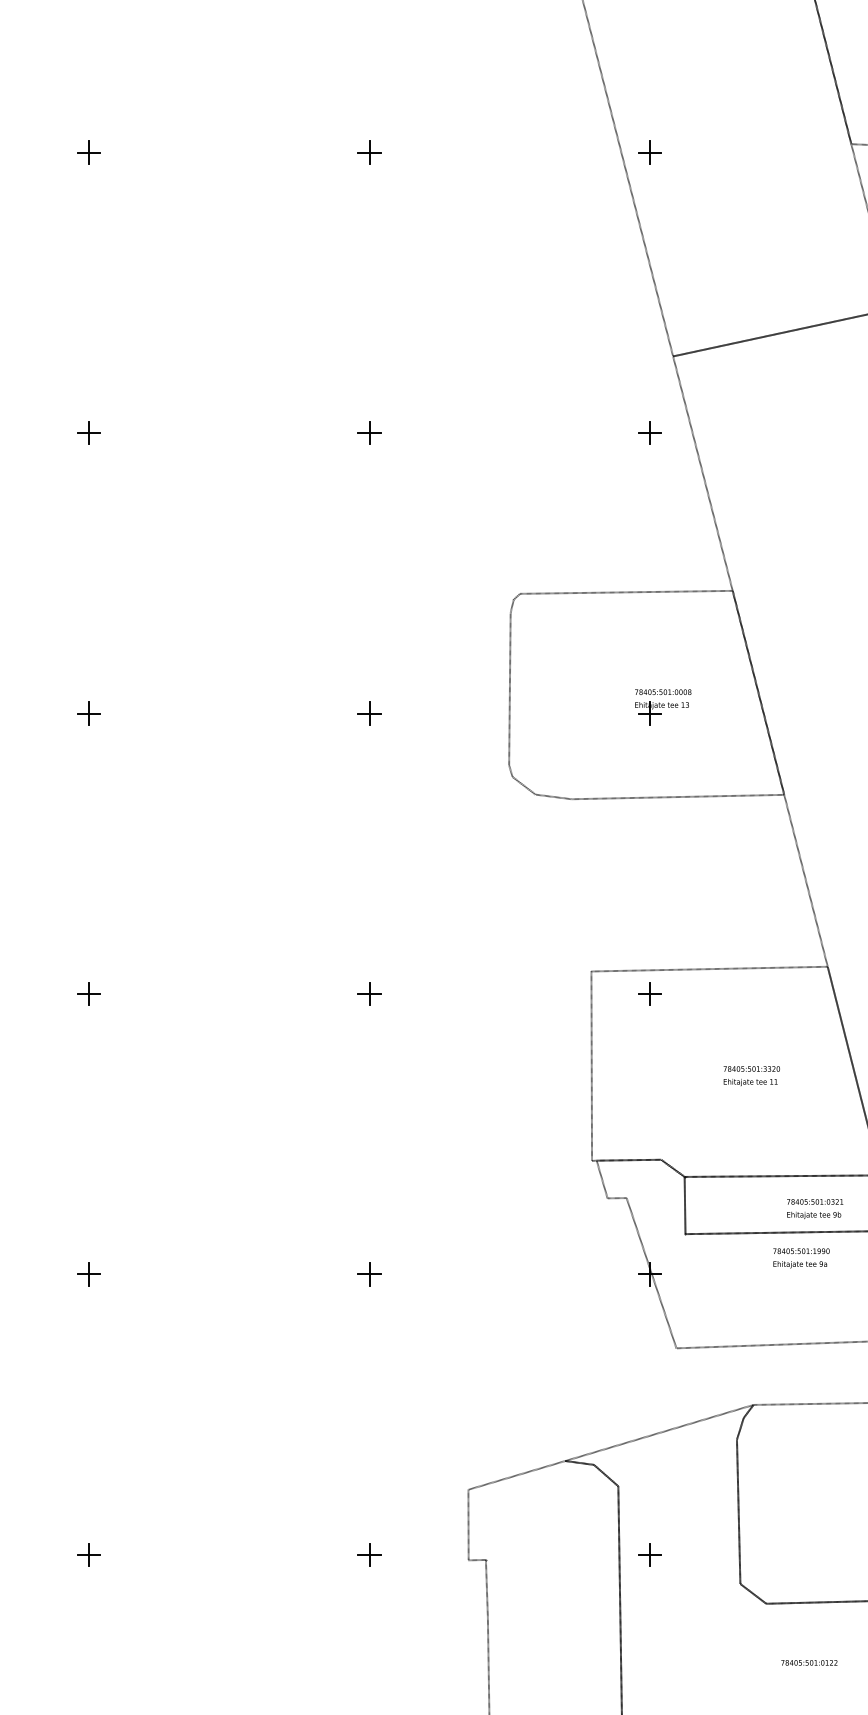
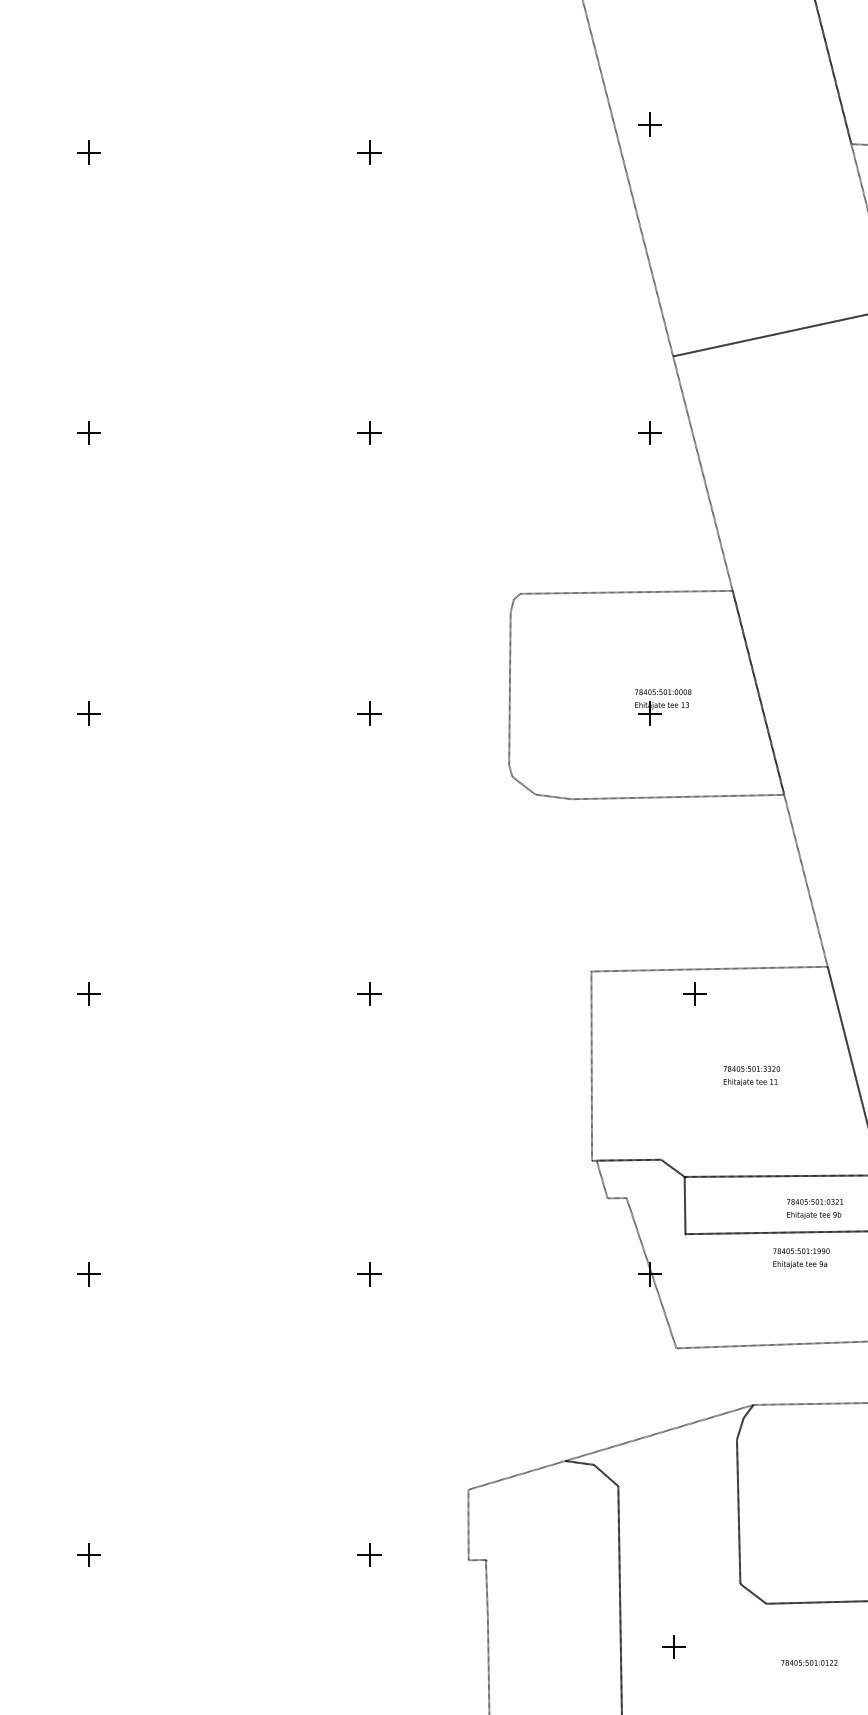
part position: (649, 152) -> (649, 124) (649, 124)
part position: (649, 993) -> (694, 993) (694, 993)
part position: (649, 1554) -> (673, 1646) (673, 1646)
